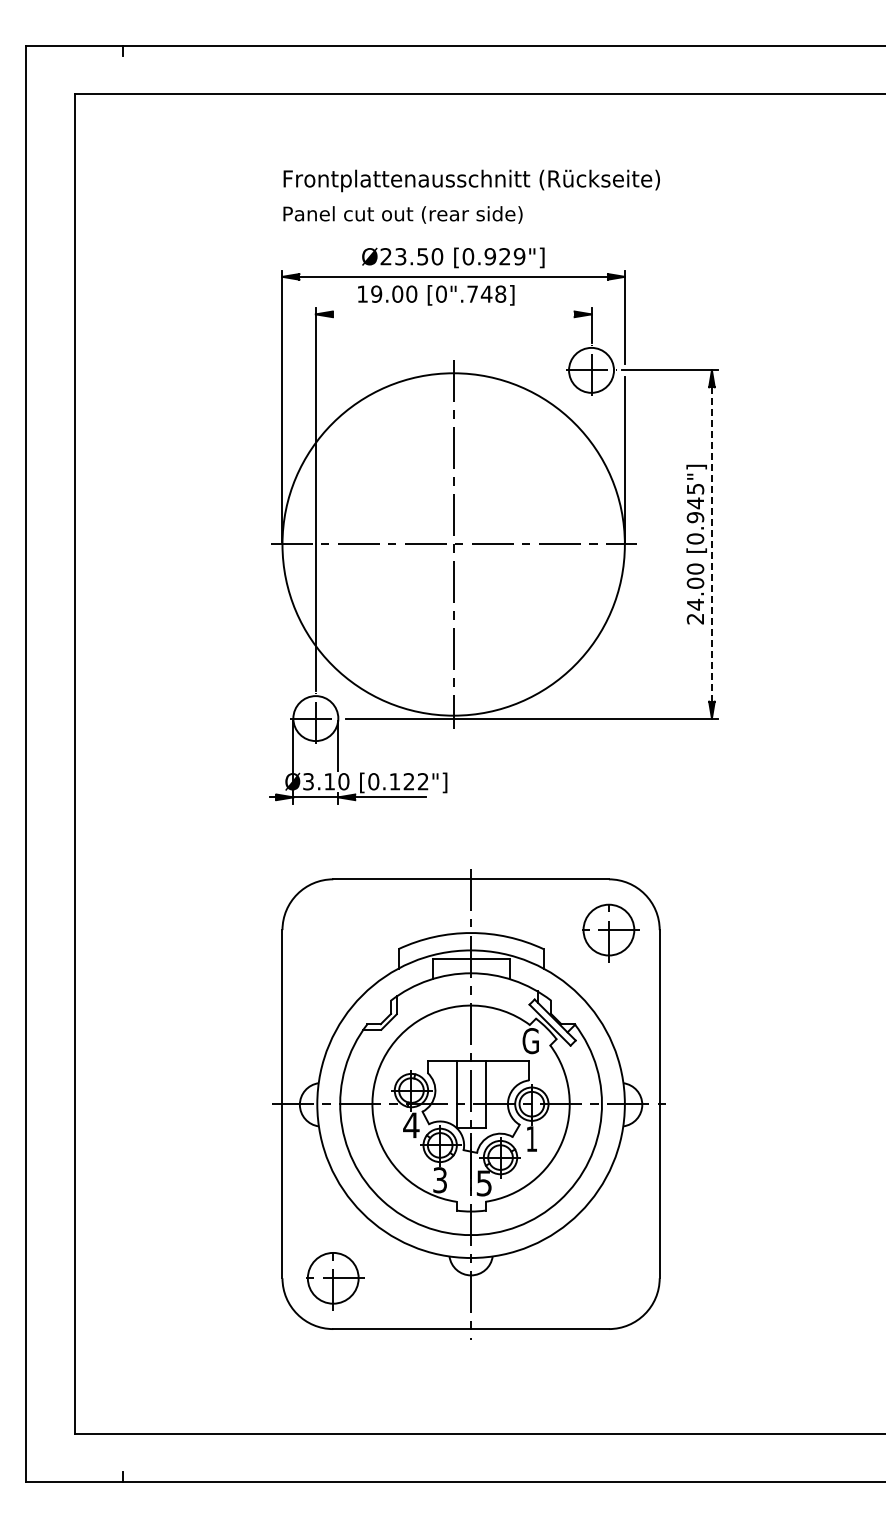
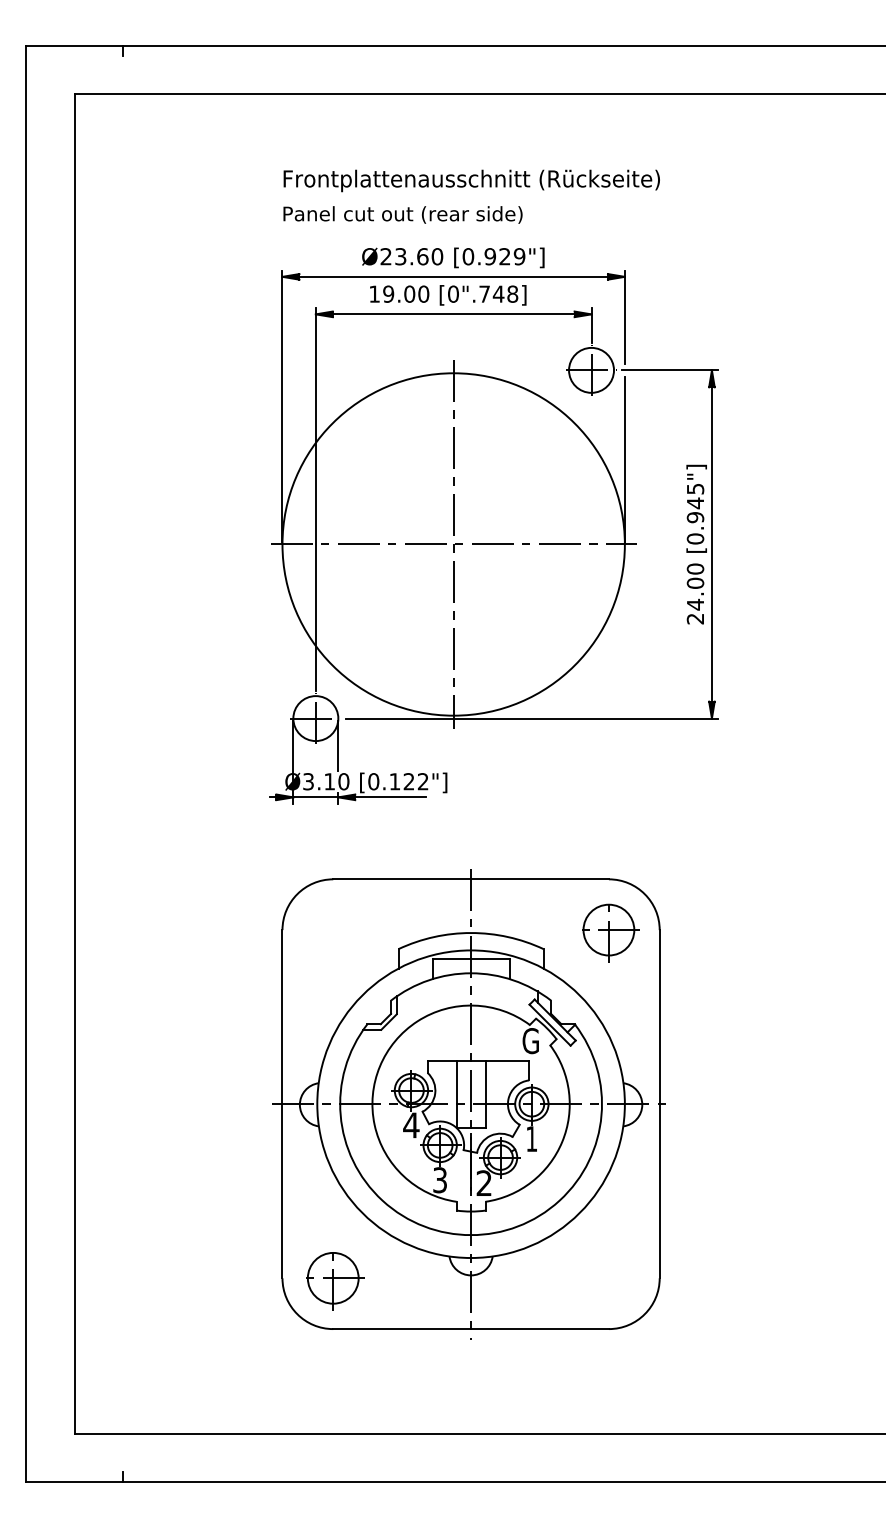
text: Ø23.50 -> Ø23.60 (422, 256)
text position: (436, 295) -> (448, 295) (448, 295)
line: none -> present (453, 314)
line: dashed -> solid (711, 544)
text: 5 -> 2 (483, 1183)
